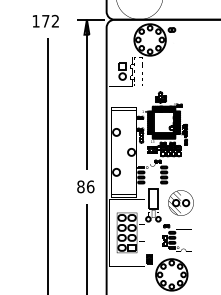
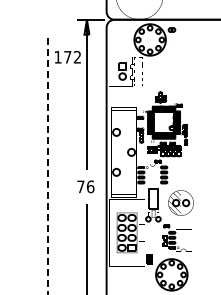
text position: (45, 21) -> (67, 57) (67, 57)
line: solid -> dashed (48, 166)
text: 86 -> 76 (80, 186)
